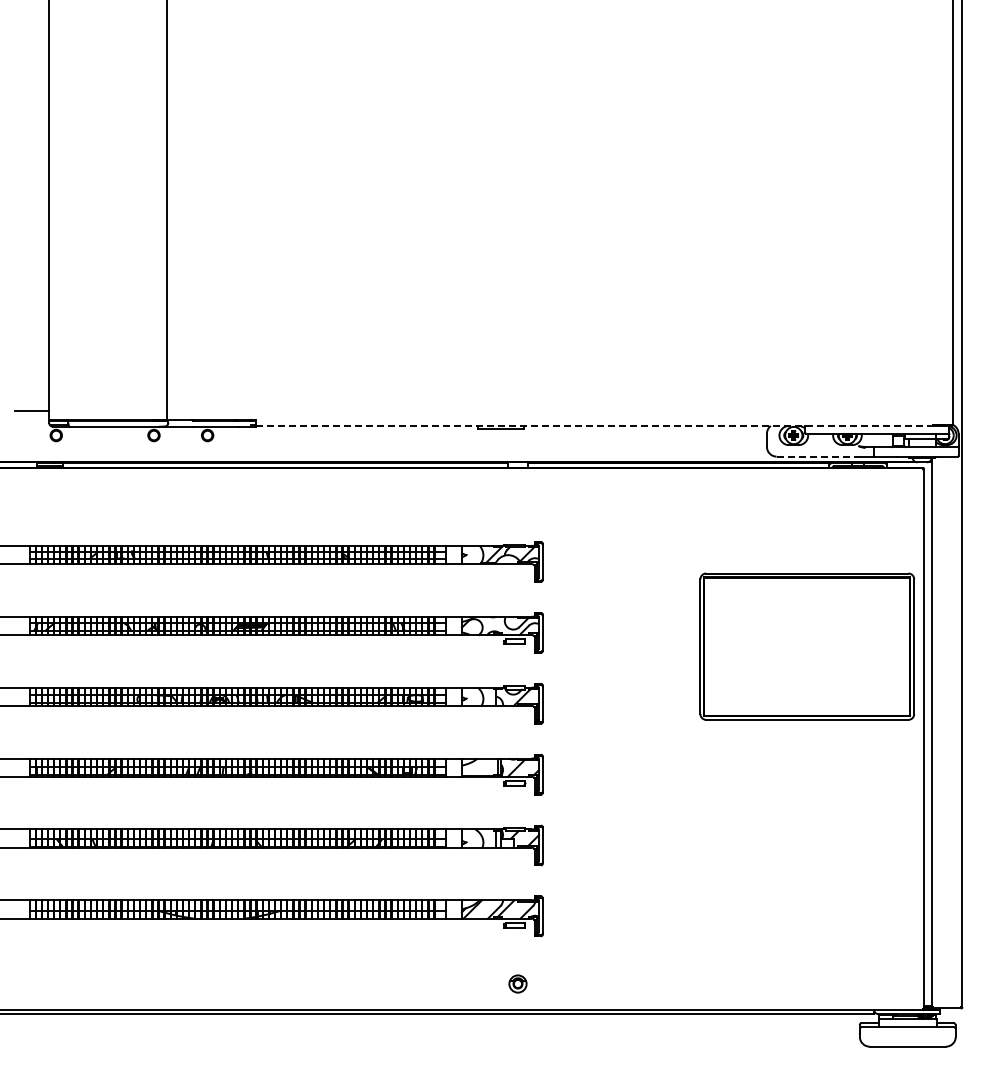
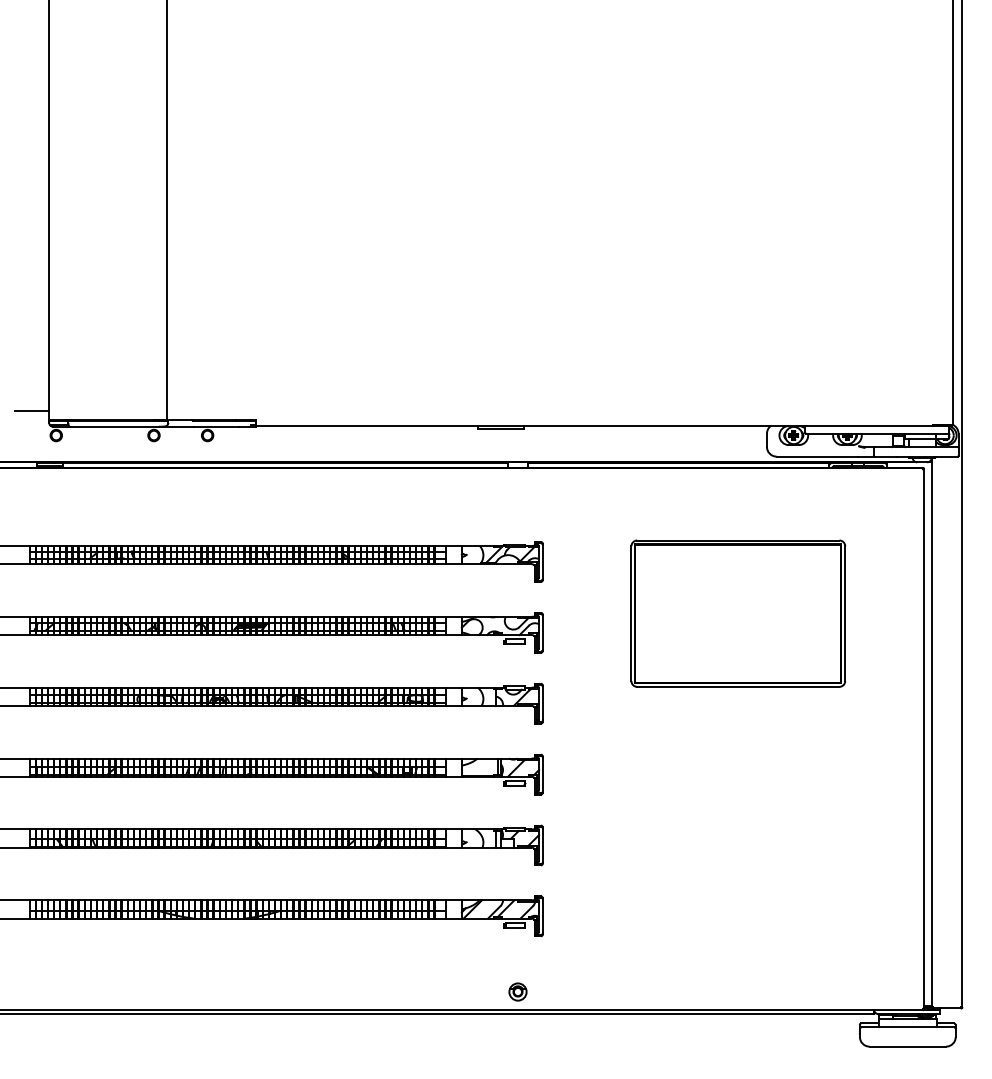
line: dashed -> solid (594, 425)
line: dashed -> solid (817, 456)
part position: (807, 646) -> (738, 613) (738, 613)
part position: (517, 983) -> (517, 991) (517, 991)
